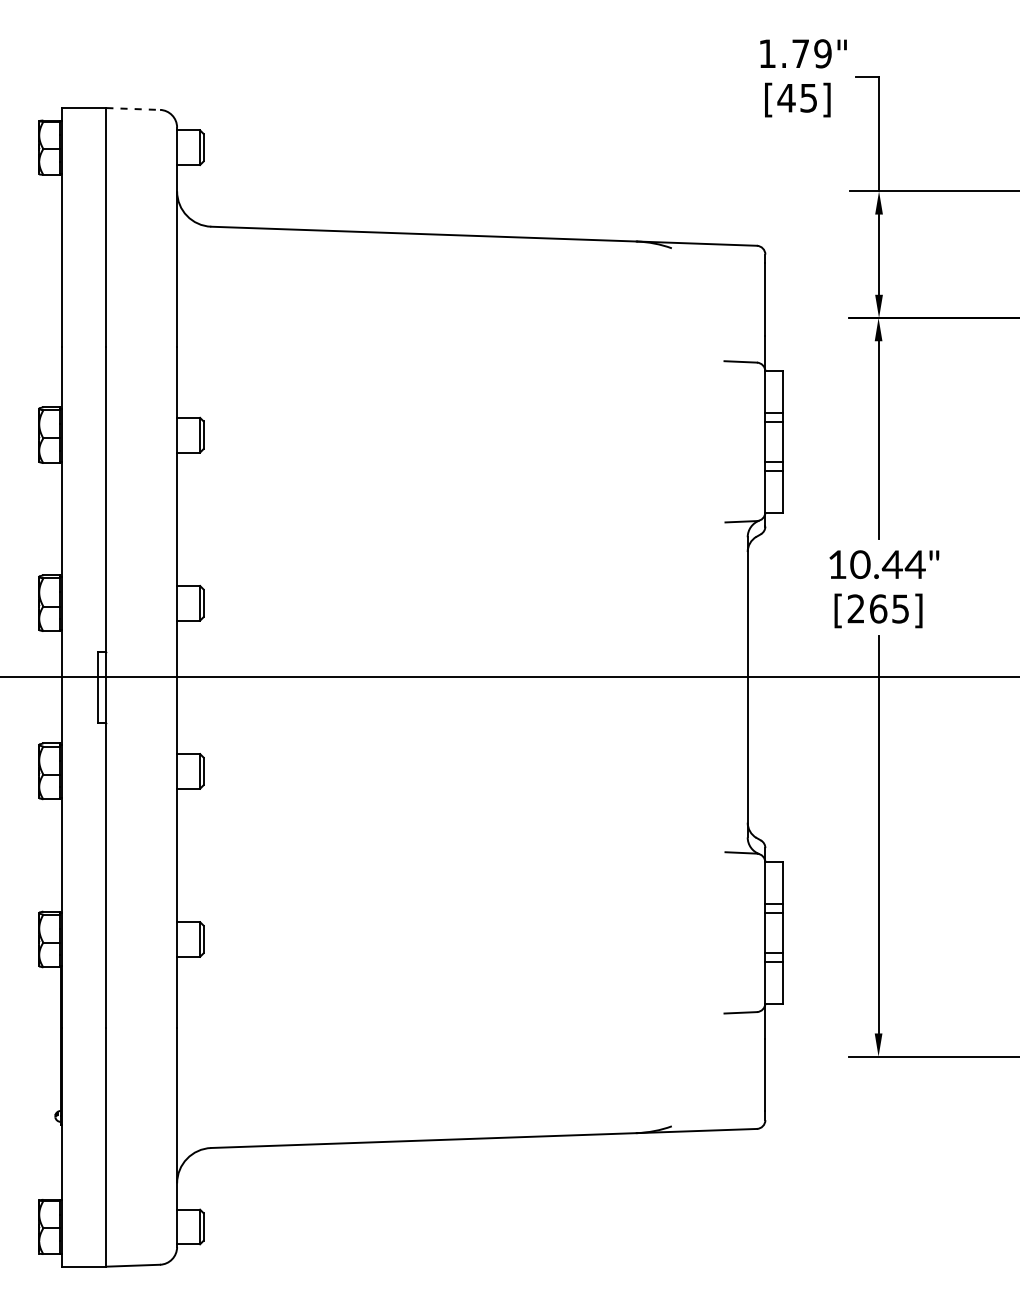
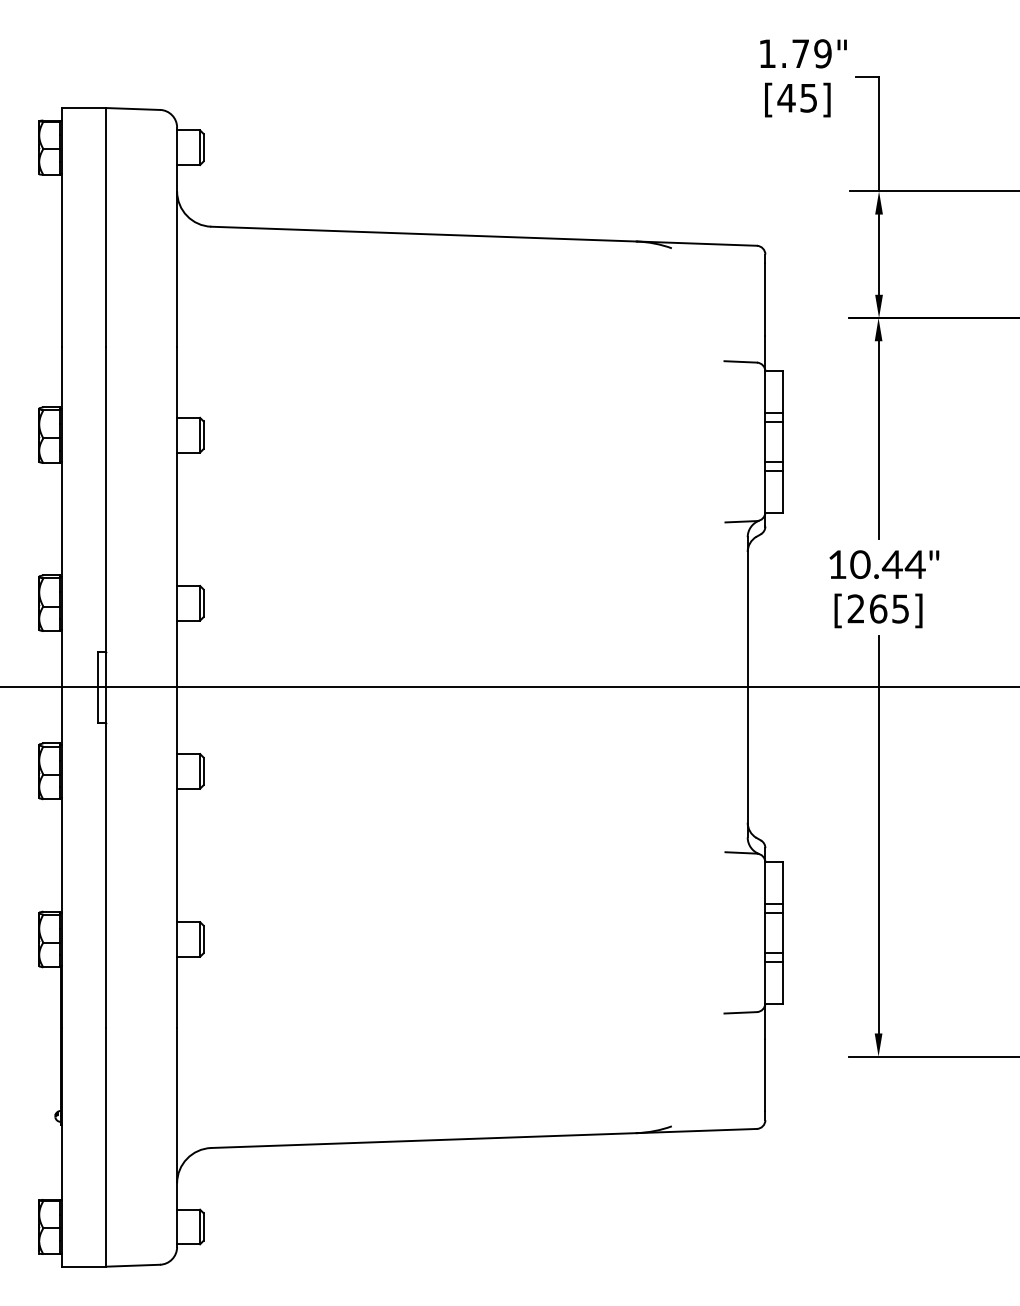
line: dashed -> solid (133, 109)
line position: (509, 677) -> (509, 687) (509, 687)
